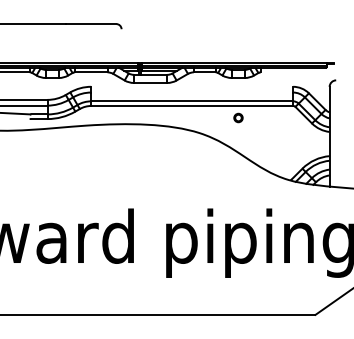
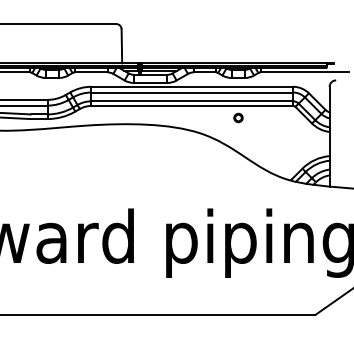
line: none -> present (121, 46)
line: none -> present (304, 72)
line: none -> present (192, 86)
line: none -> present (192, 92)
line: none -> present (15, 118)
